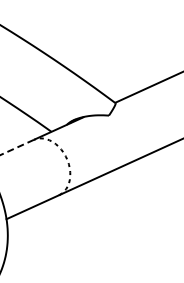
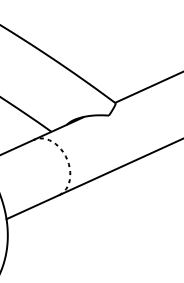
line: dashed -> solid (16, 147)
